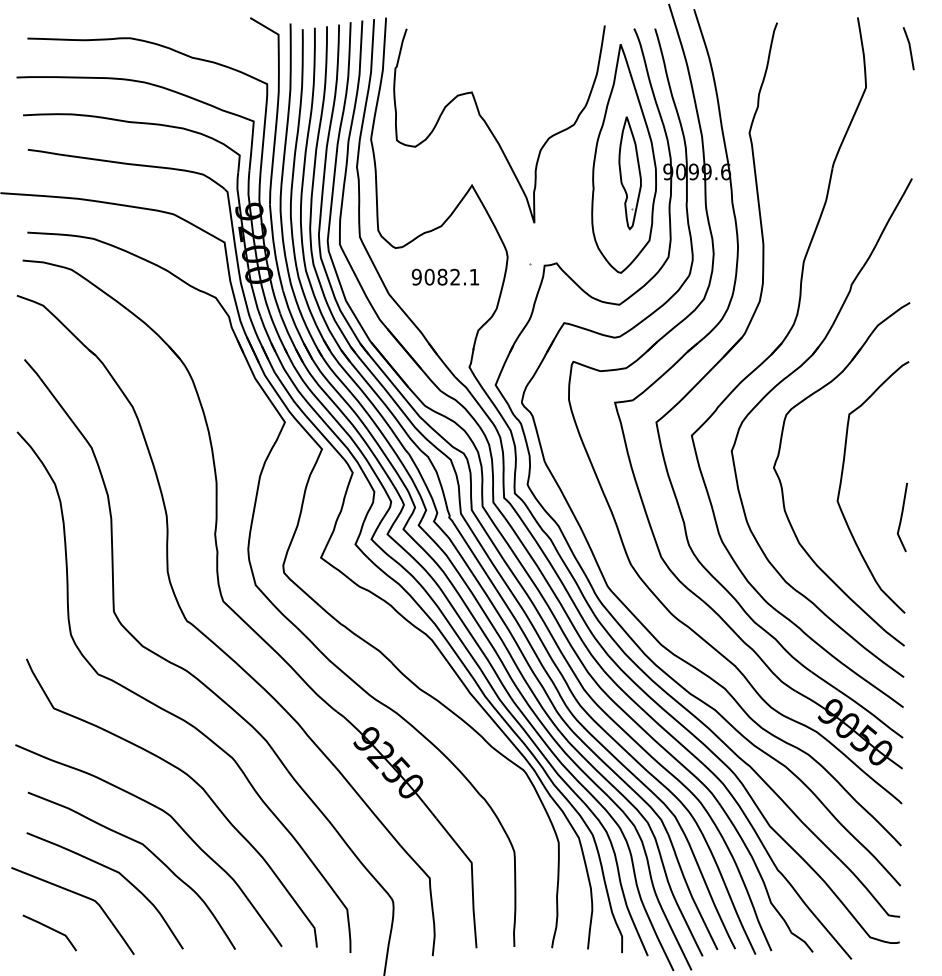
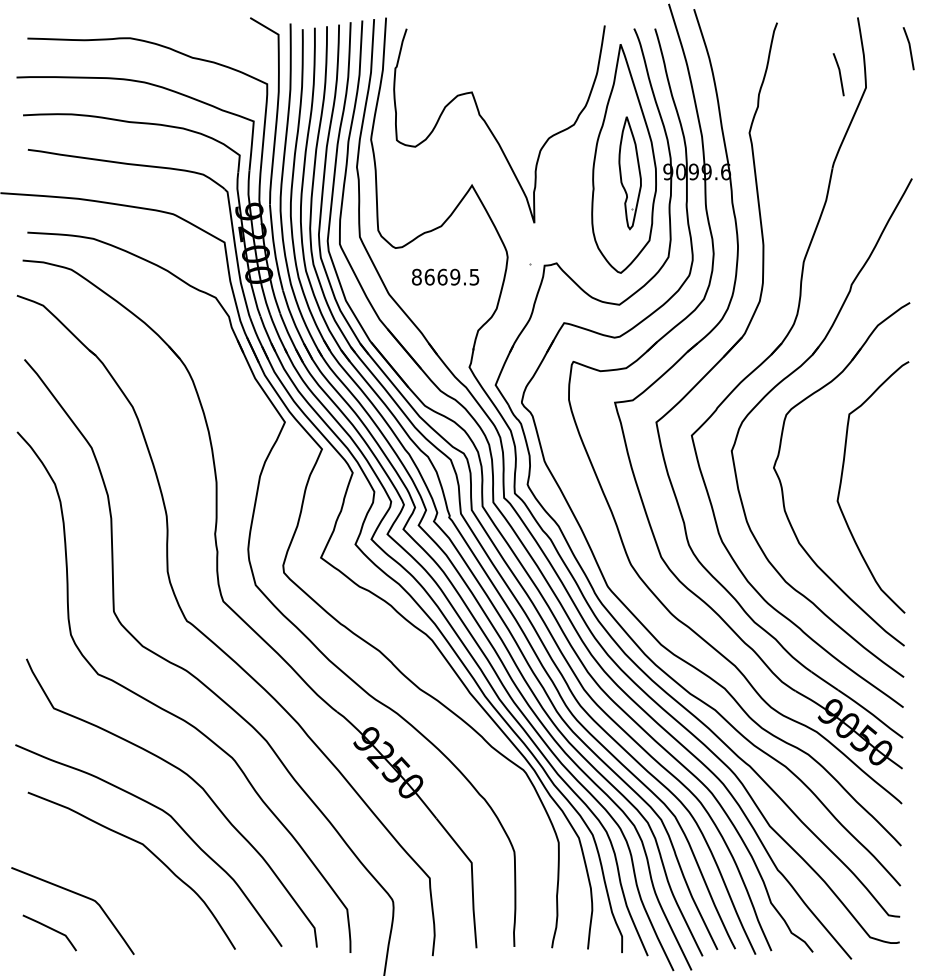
line: none -> present (839, 74)
text: 9082.1 -> 8669.5 (445, 276)
curve: present -> none (901, 517)
curve: present -> none (113, 871)
